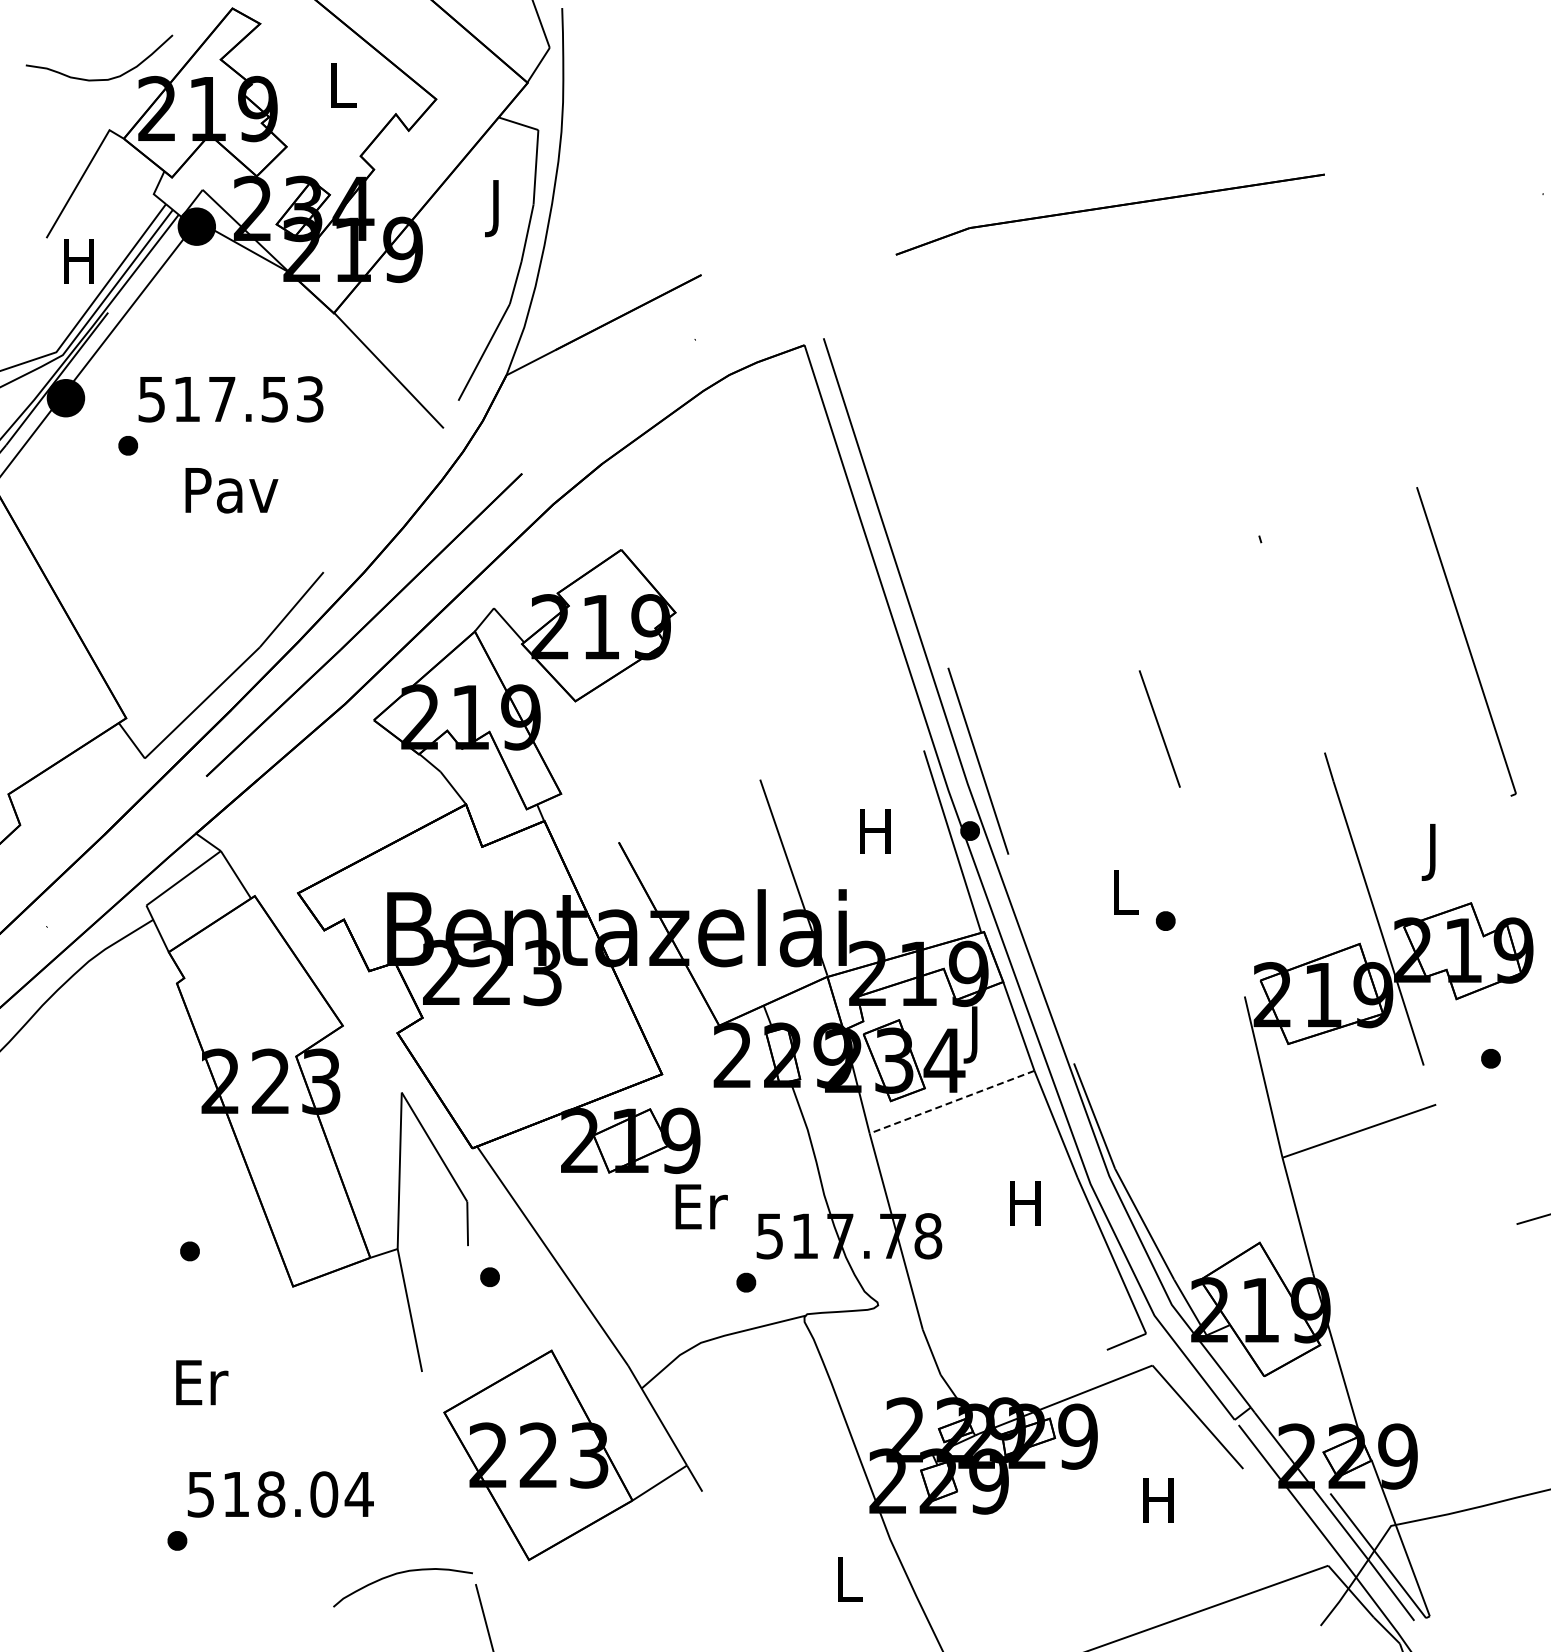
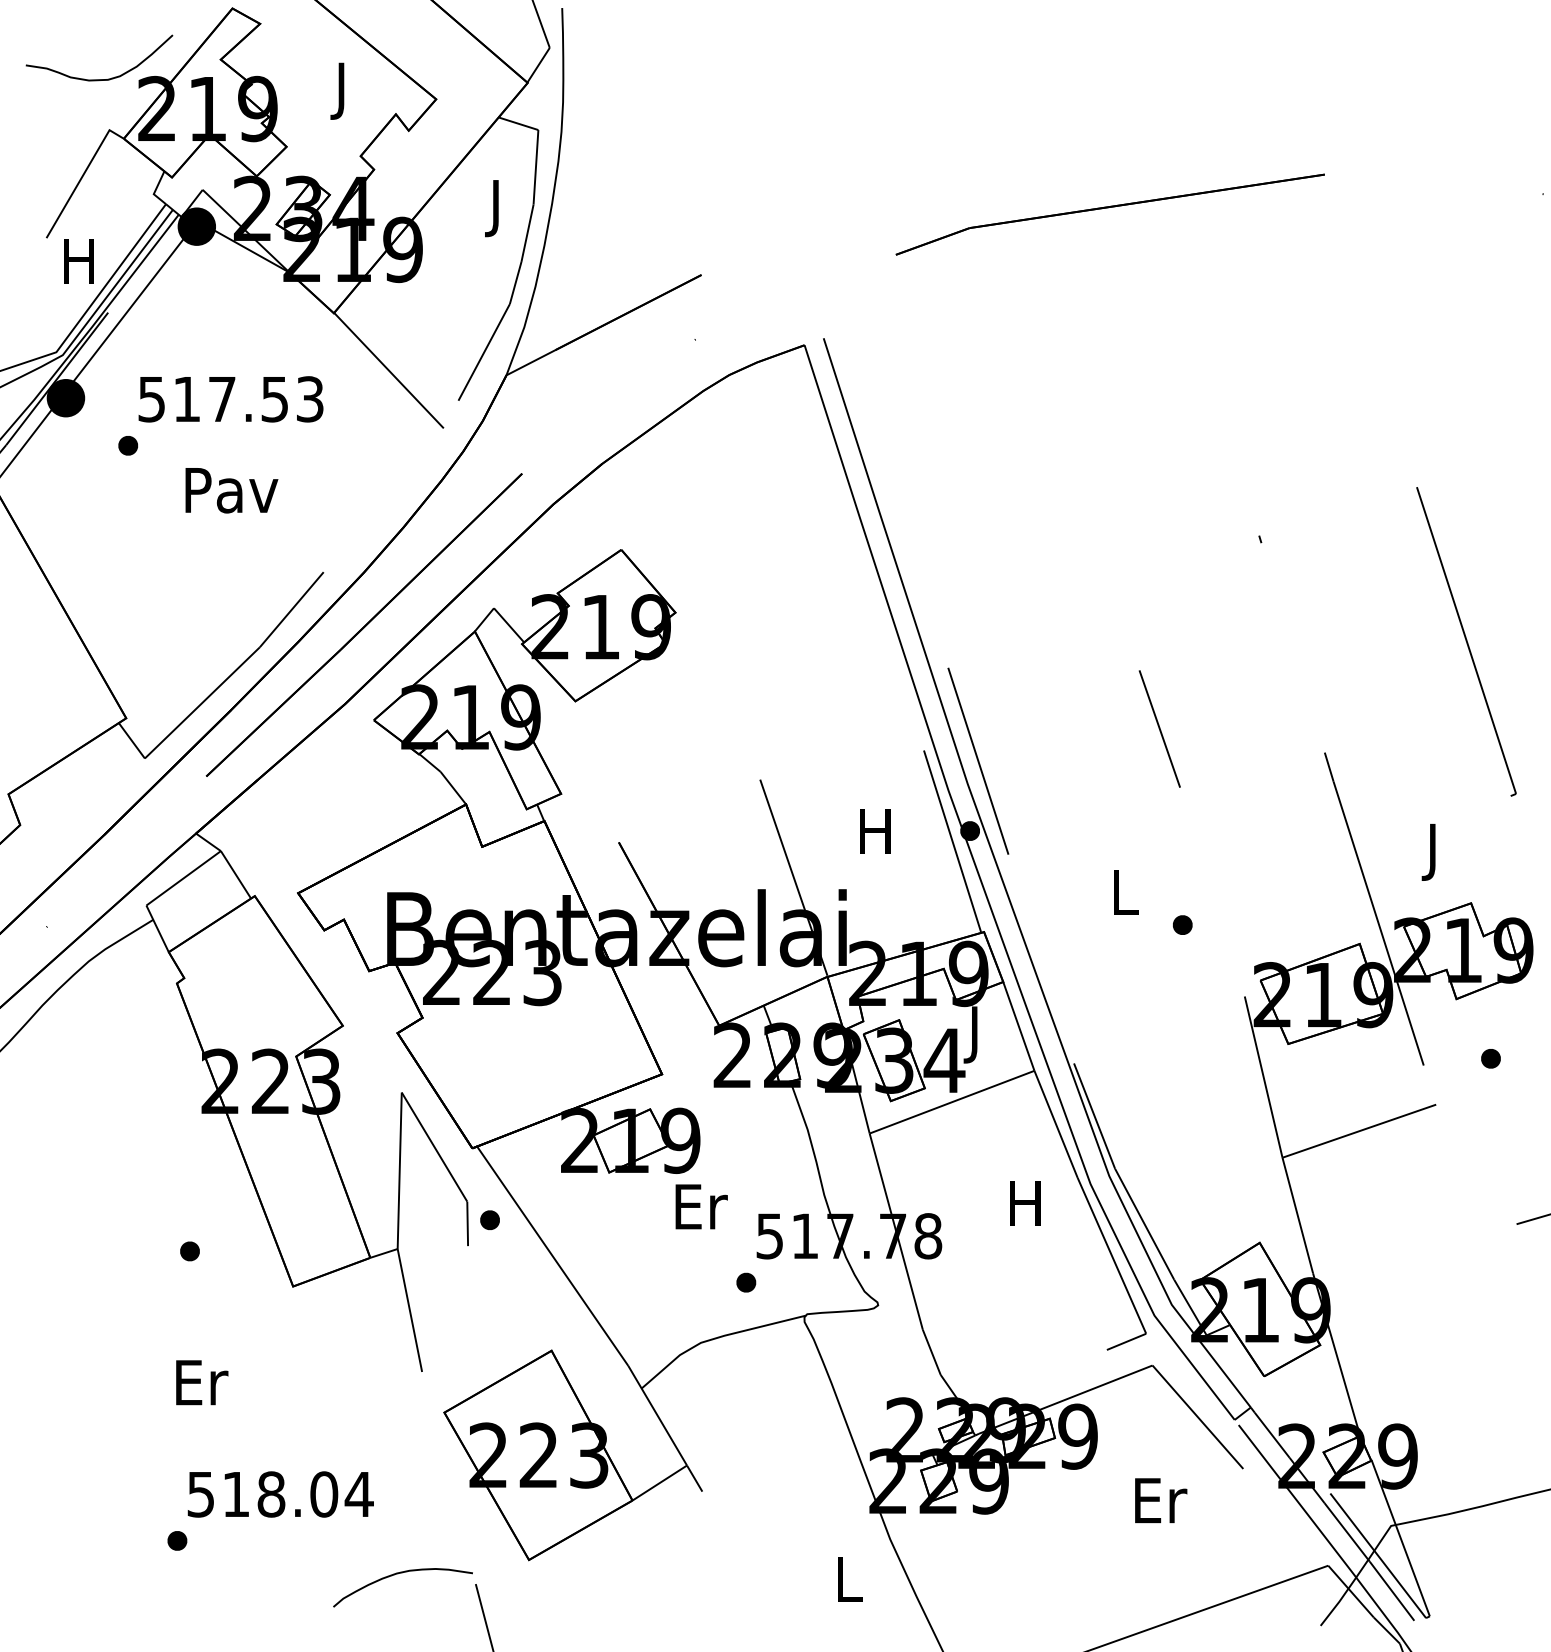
text: L -> J (343, 90)
part position: (1165, 920) -> (1182, 924) (1182, 924)
line: dashed -> solid (951, 1102)
part position: (489, 1276) -> (489, 1219) (489, 1219)
text: H -> Er (1161, 1500)
